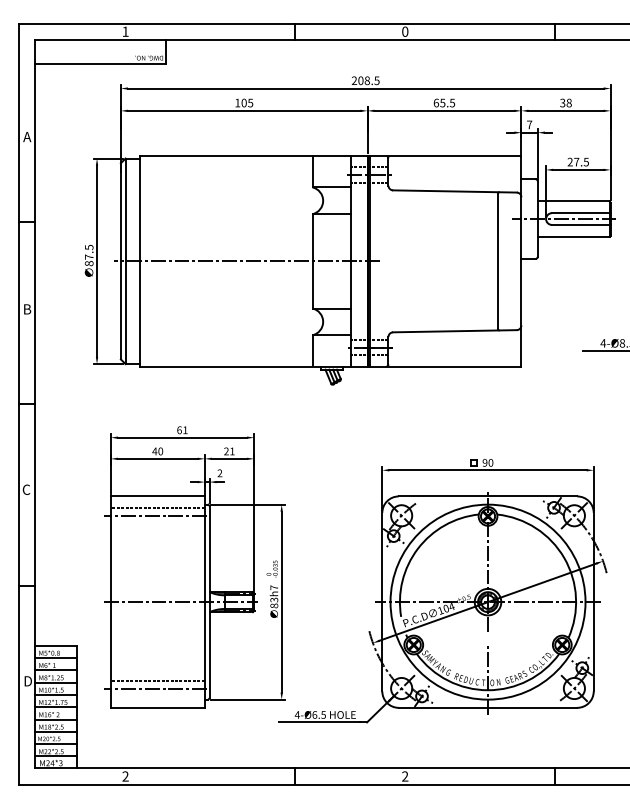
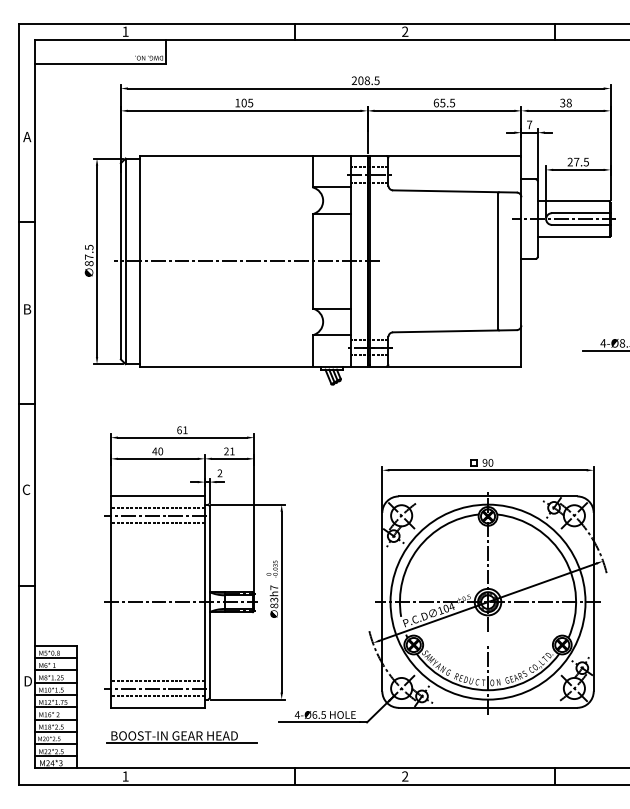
text: 0 -> 2 (405, 31)
line: none -> present (157, 523)
line: none -> present (157, 696)
part: none -> present (181, 737)
text: 2 -> 1 (125, 776)
